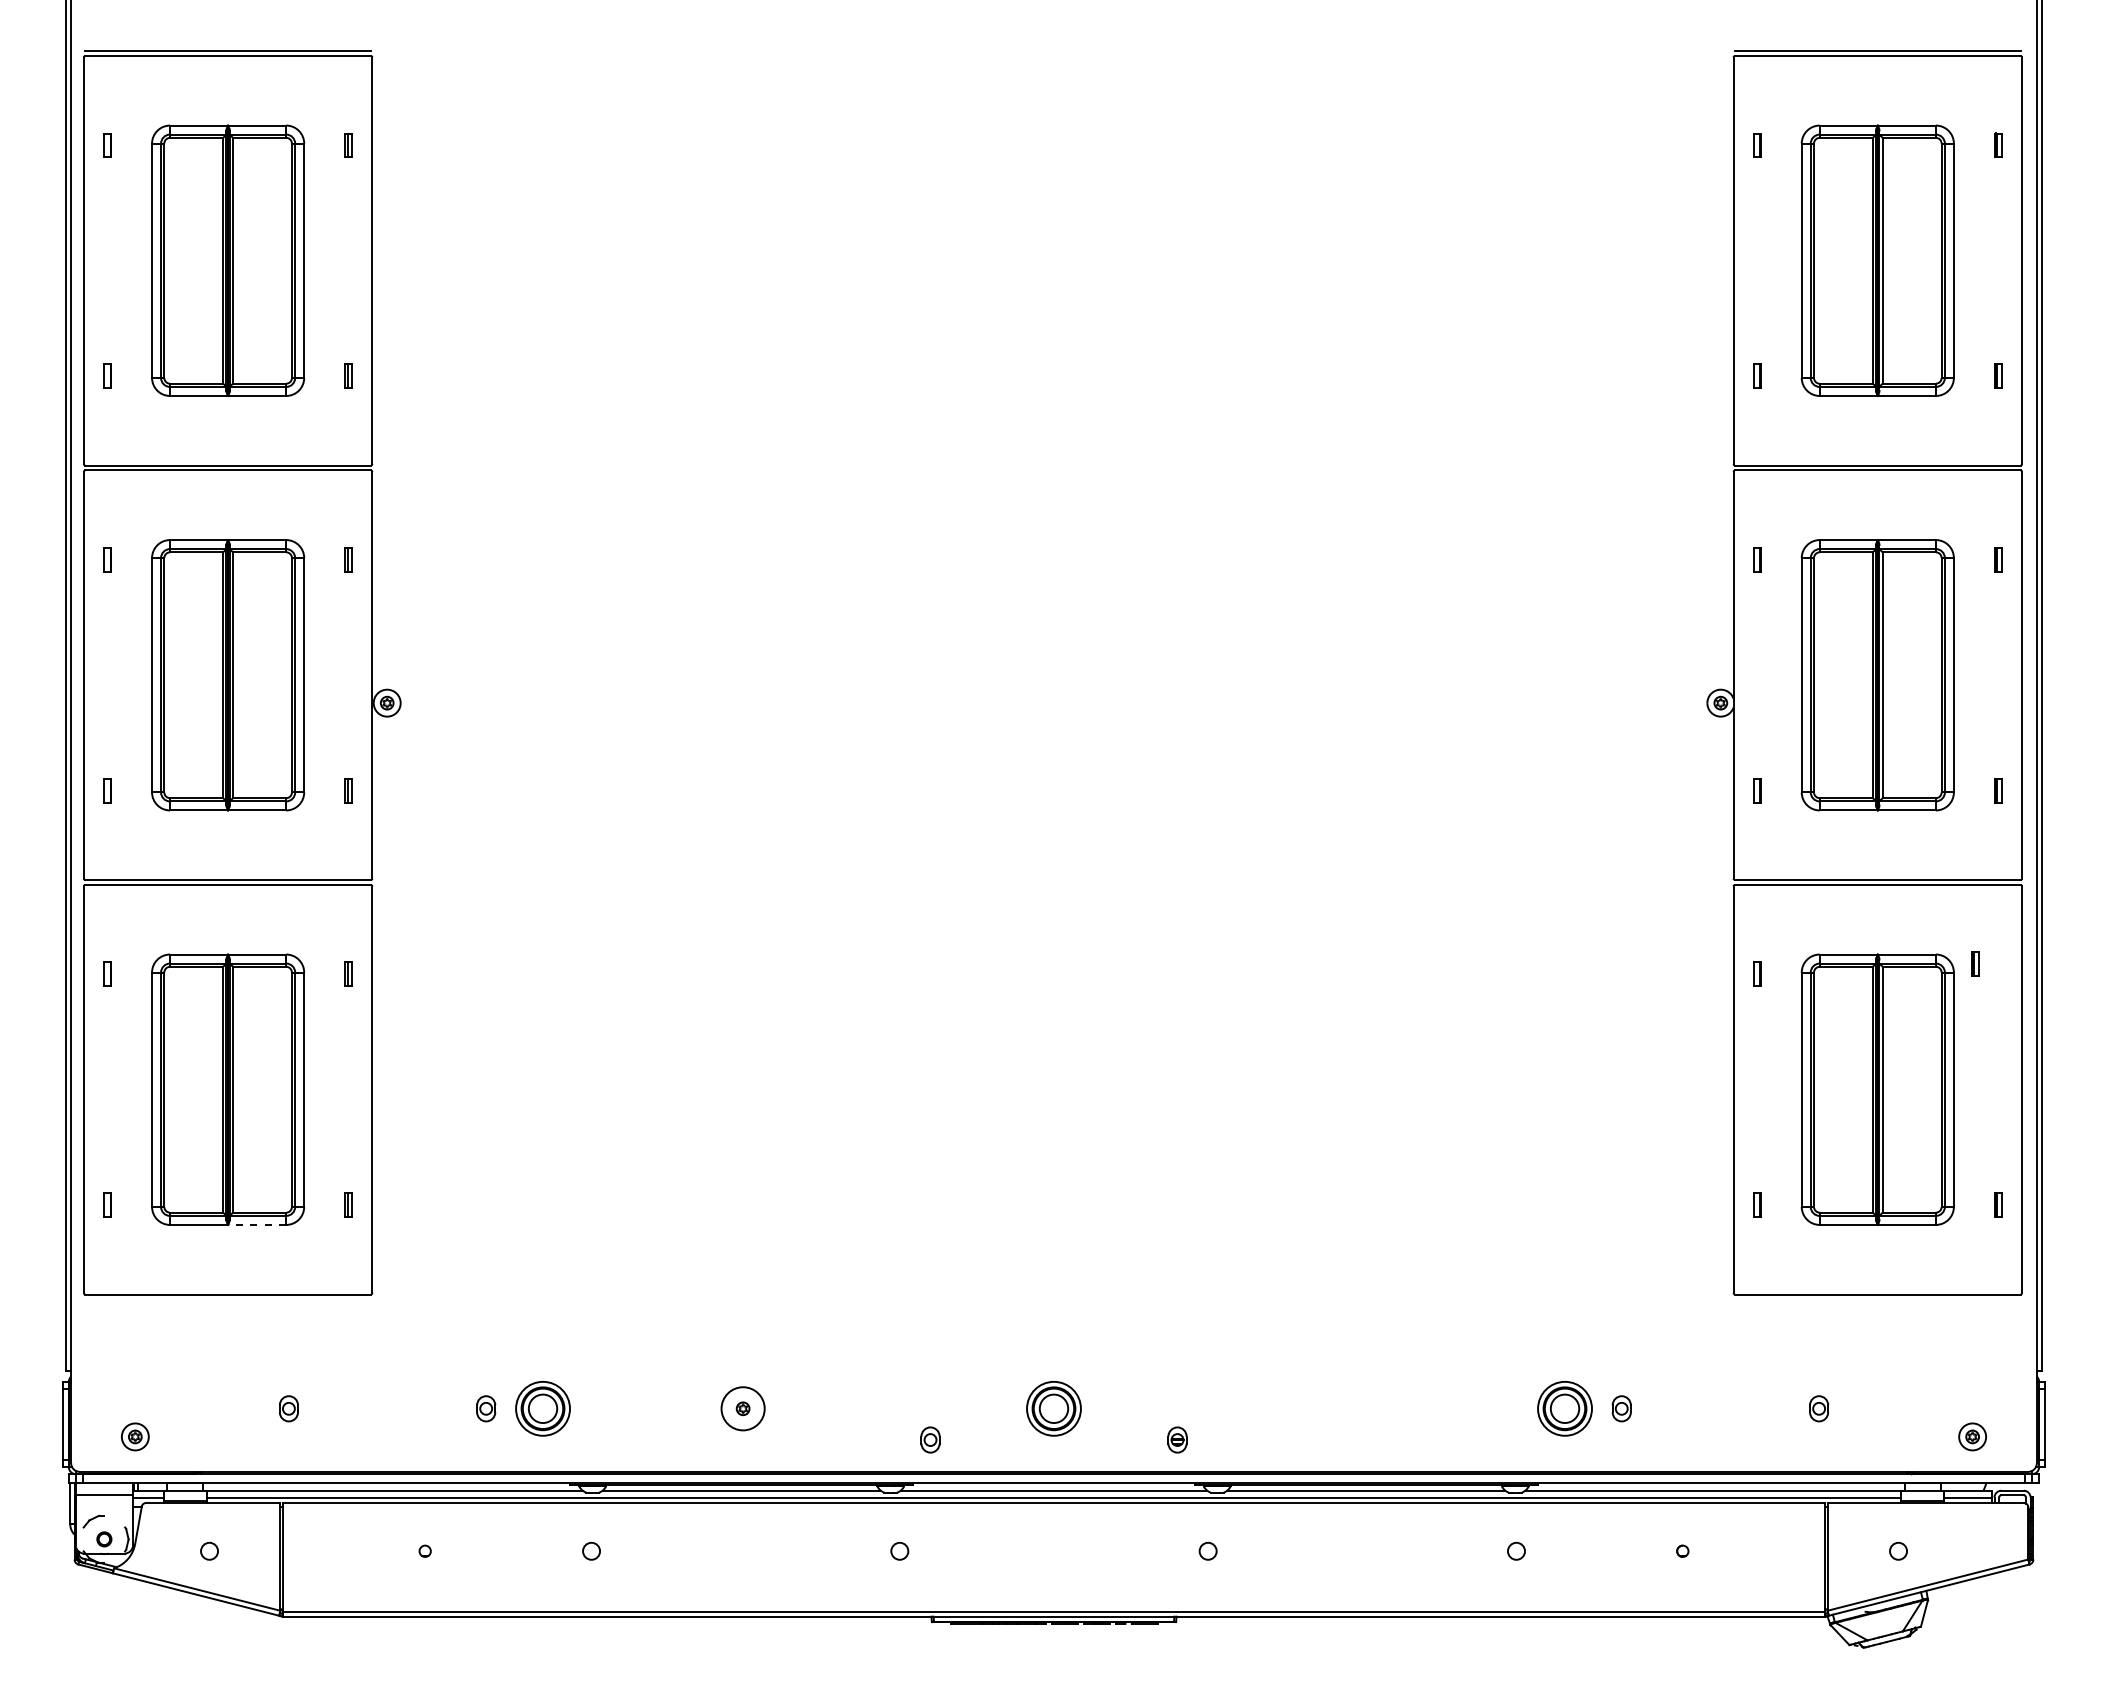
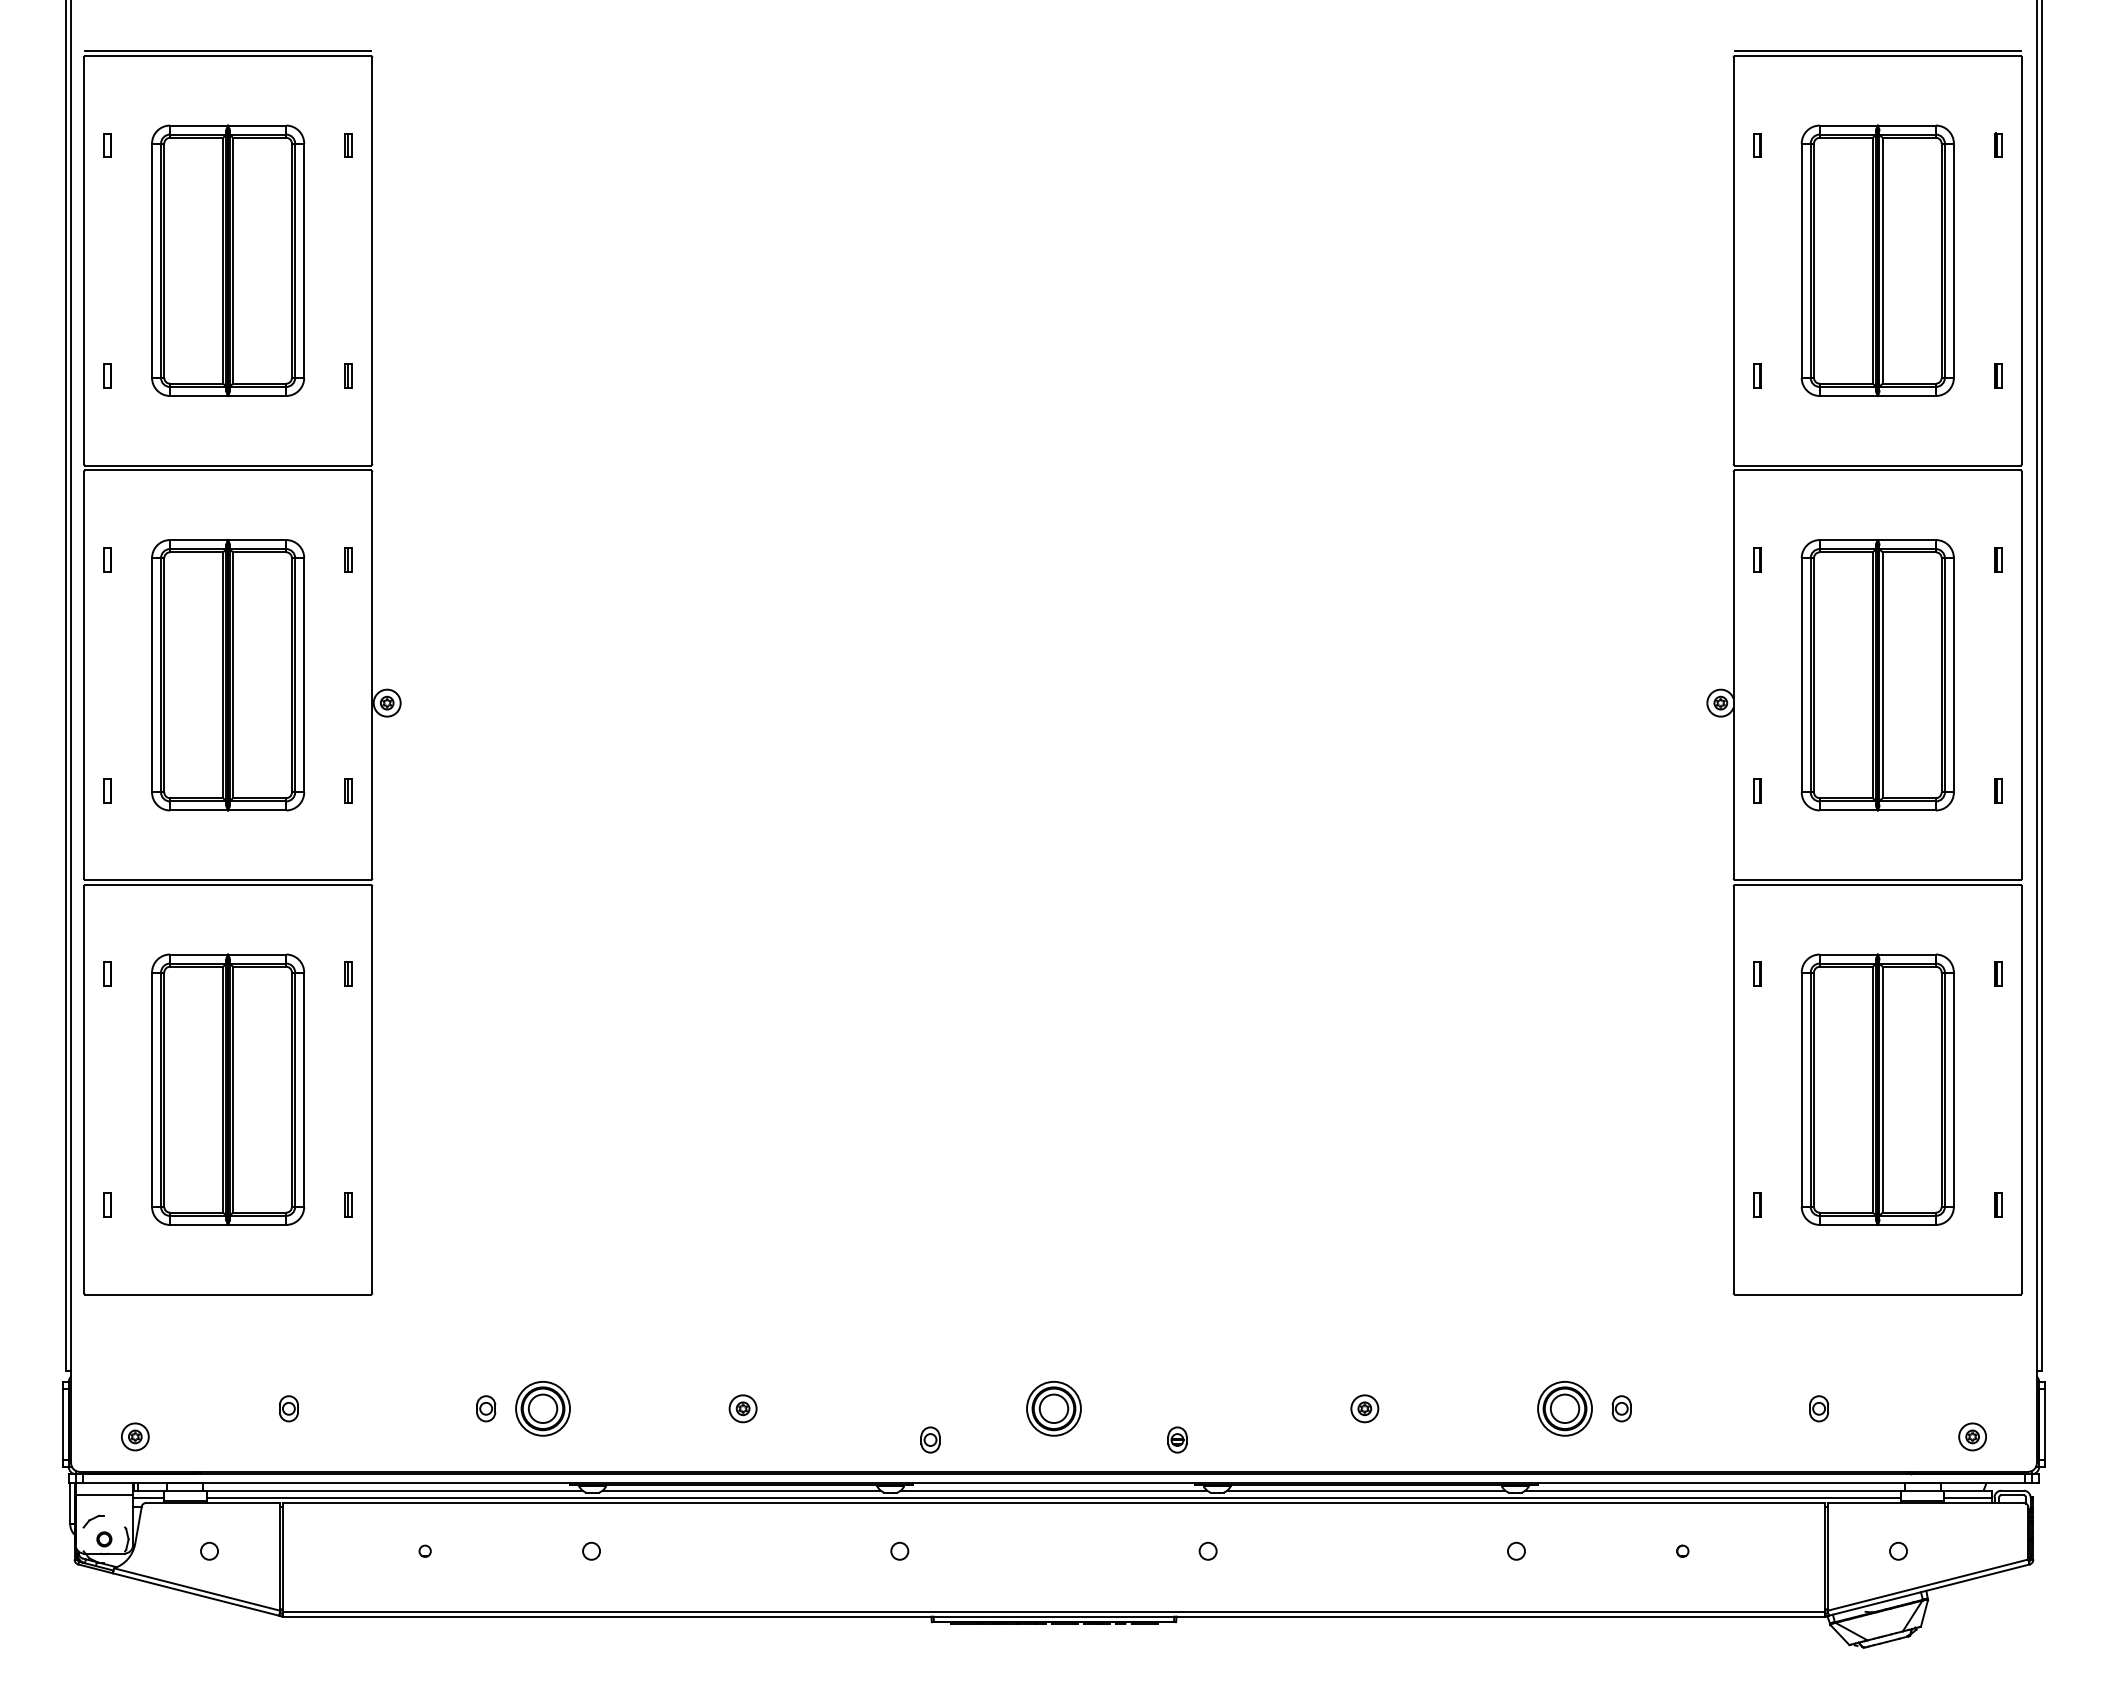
part position: (1975, 963) -> (1998, 973) (1998, 973)
line: dashed -> solid (256, 1224)
circle diameter: 43 px -> 27 px (742, 1408)
part: none -> present (1364, 1408)
